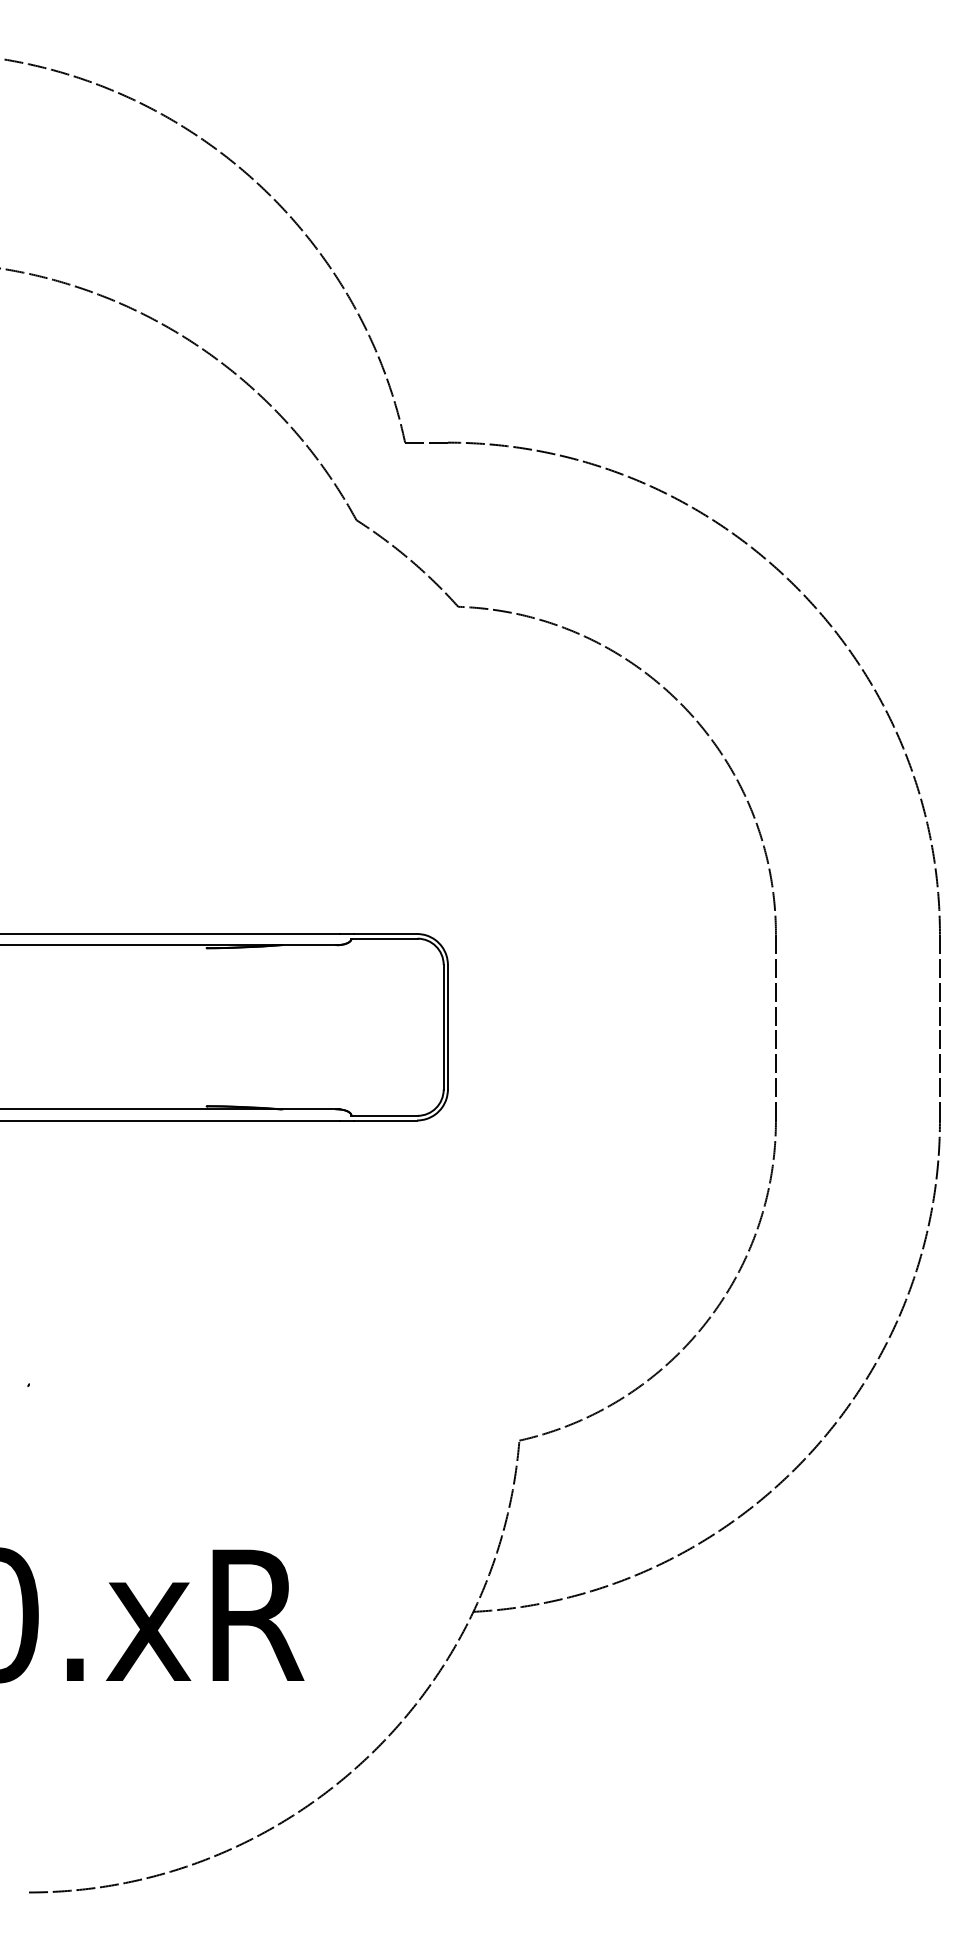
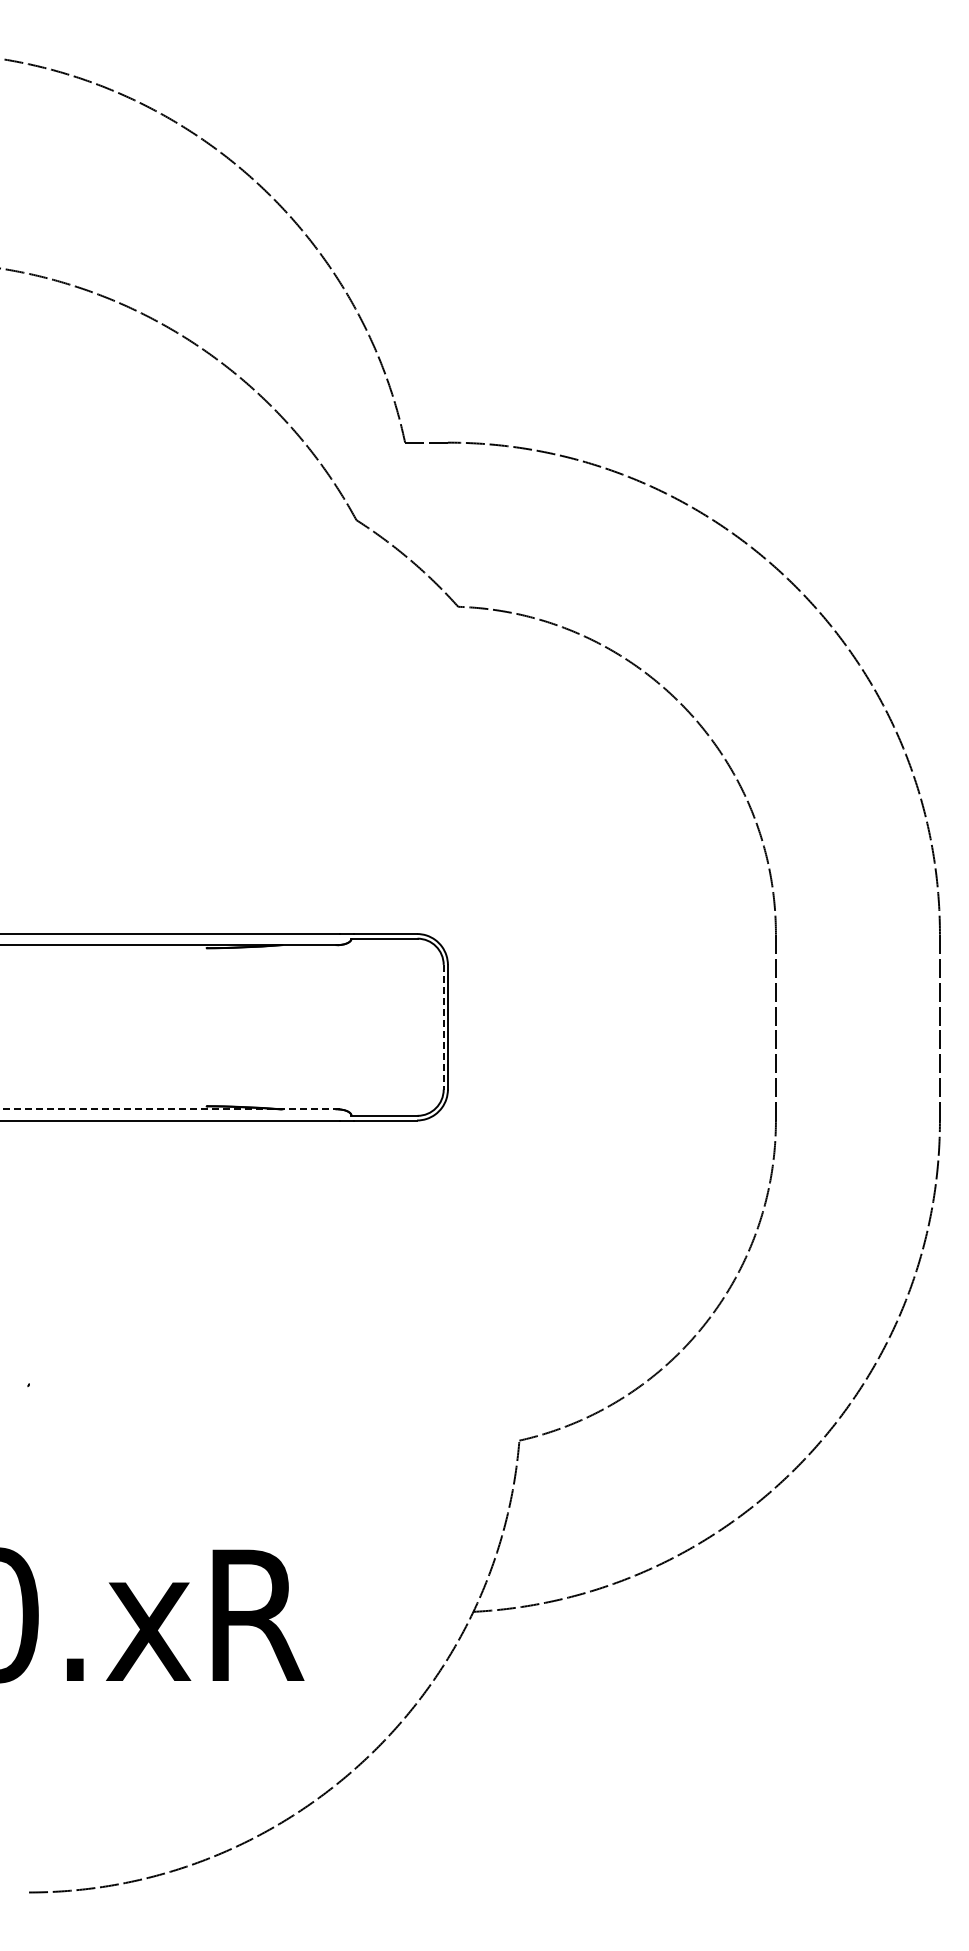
line: solid -> dashed (443, 1027)
line: solid -> dashed (170, 1109)
